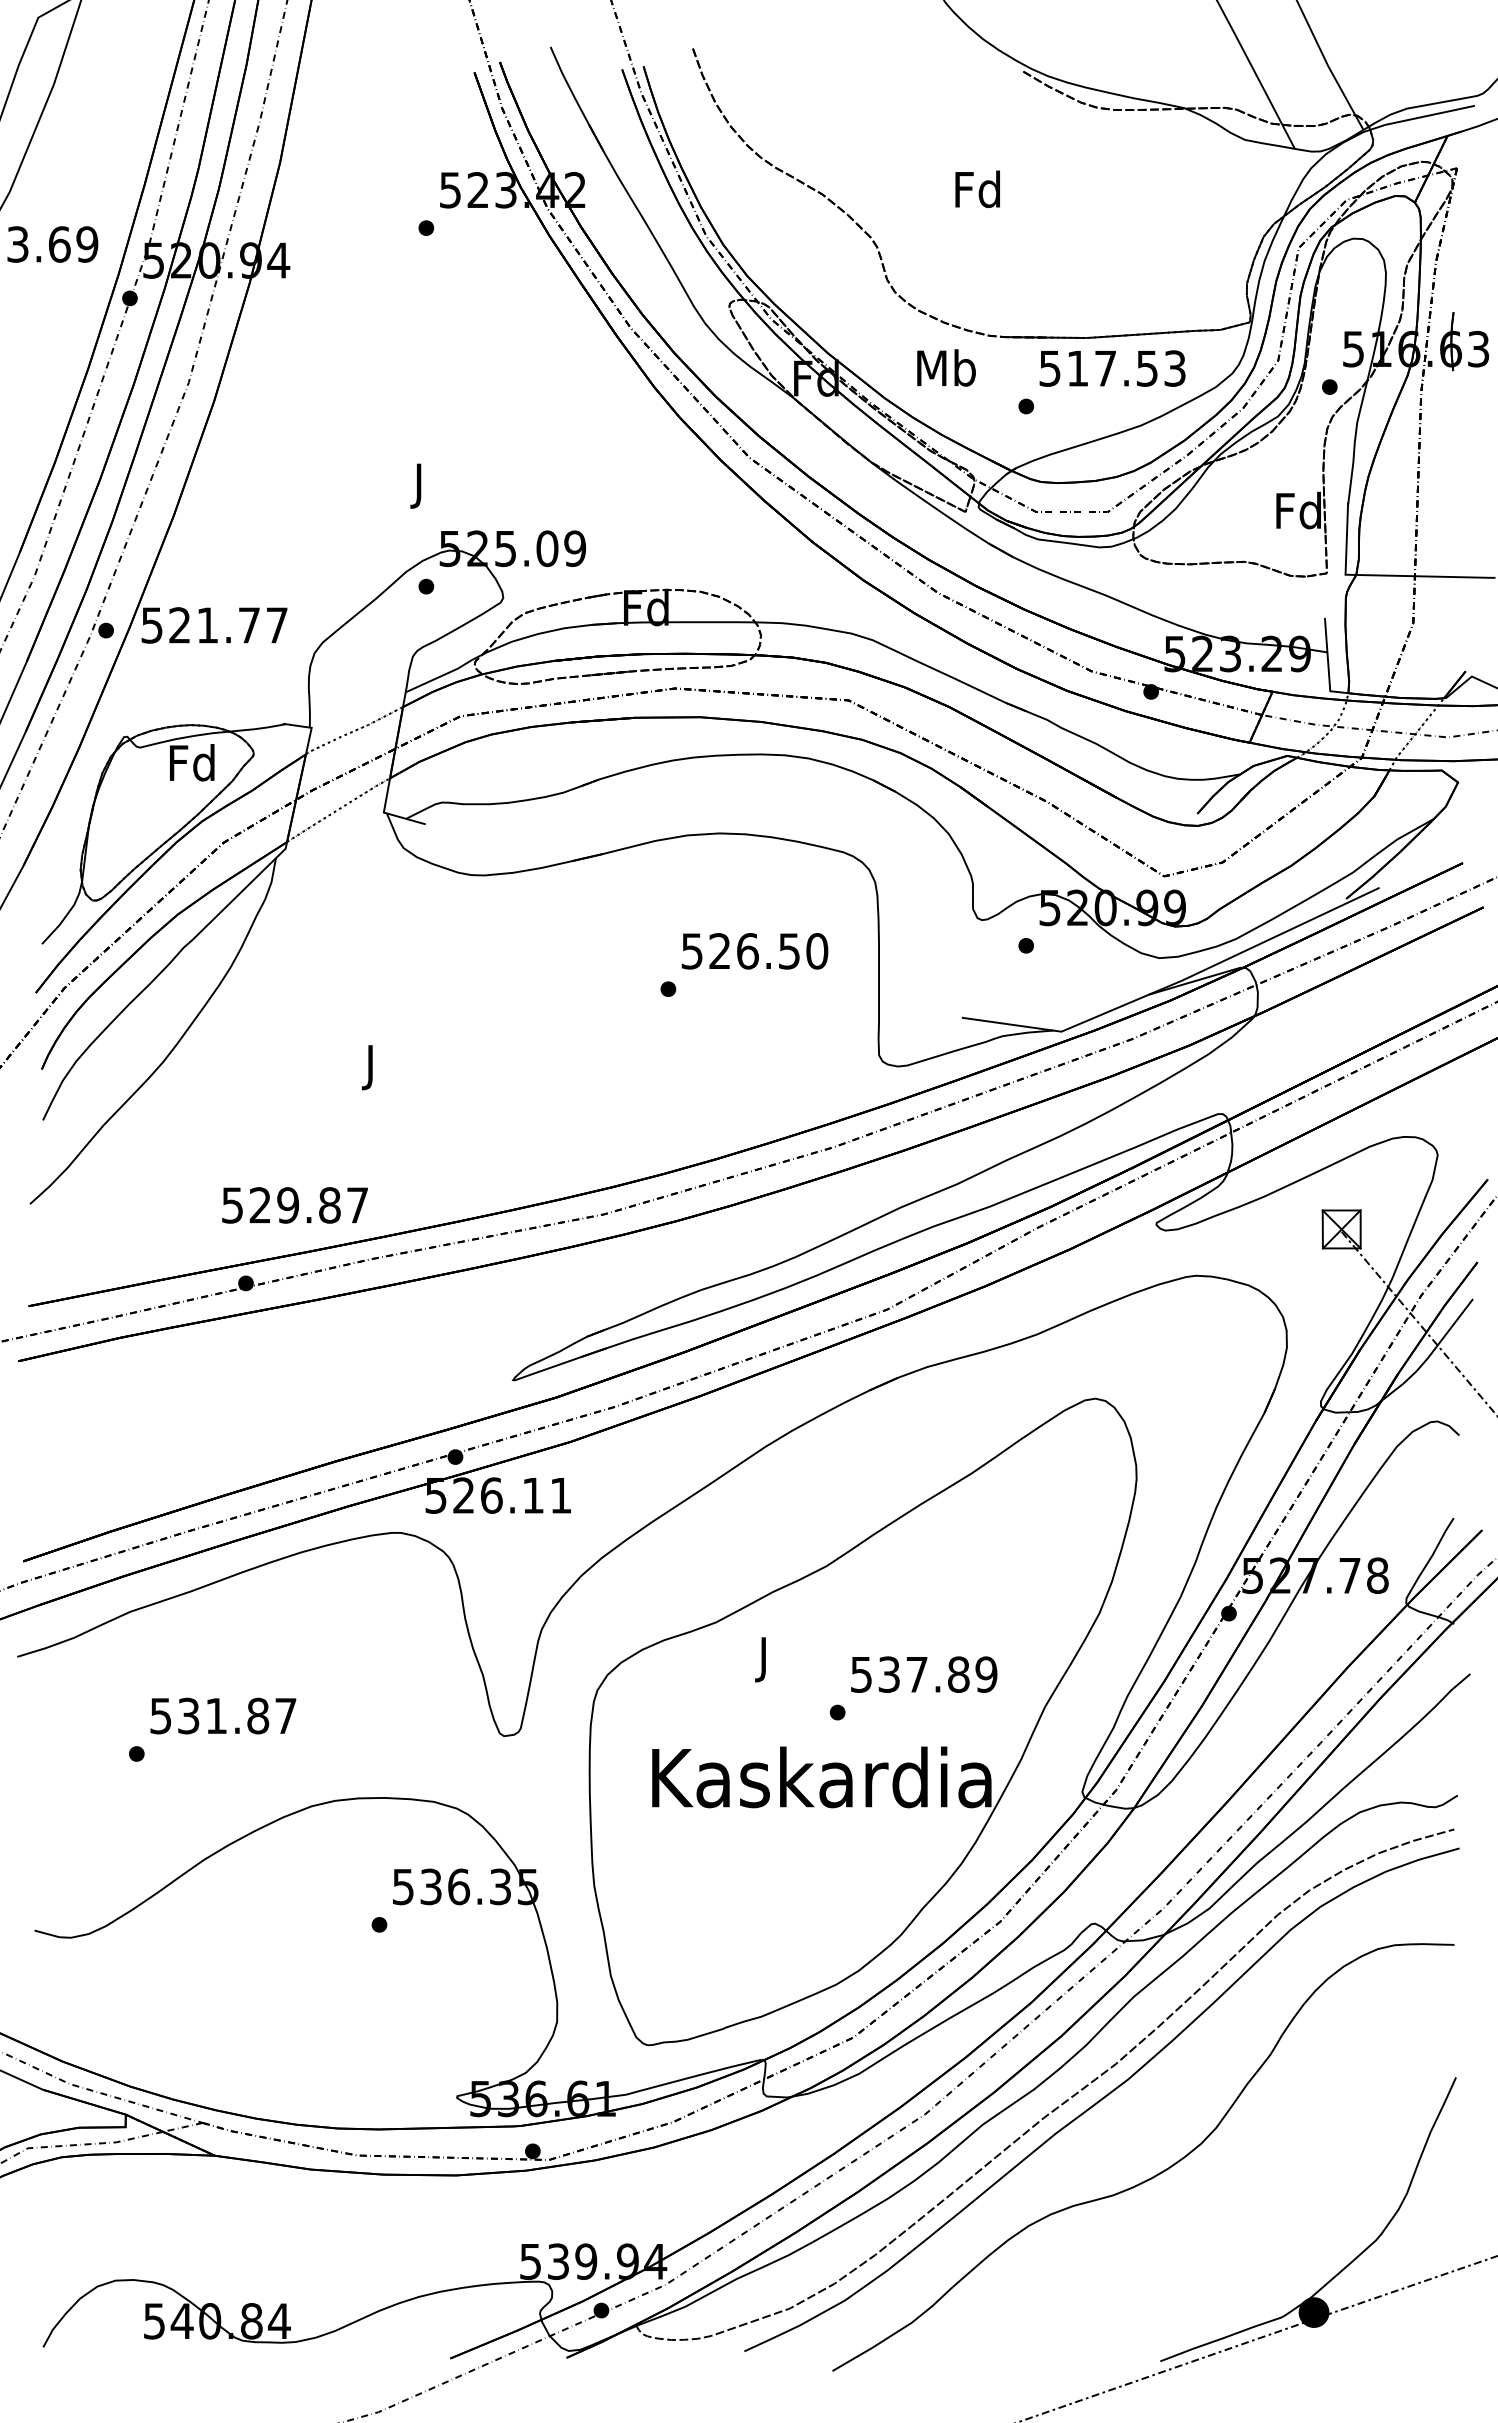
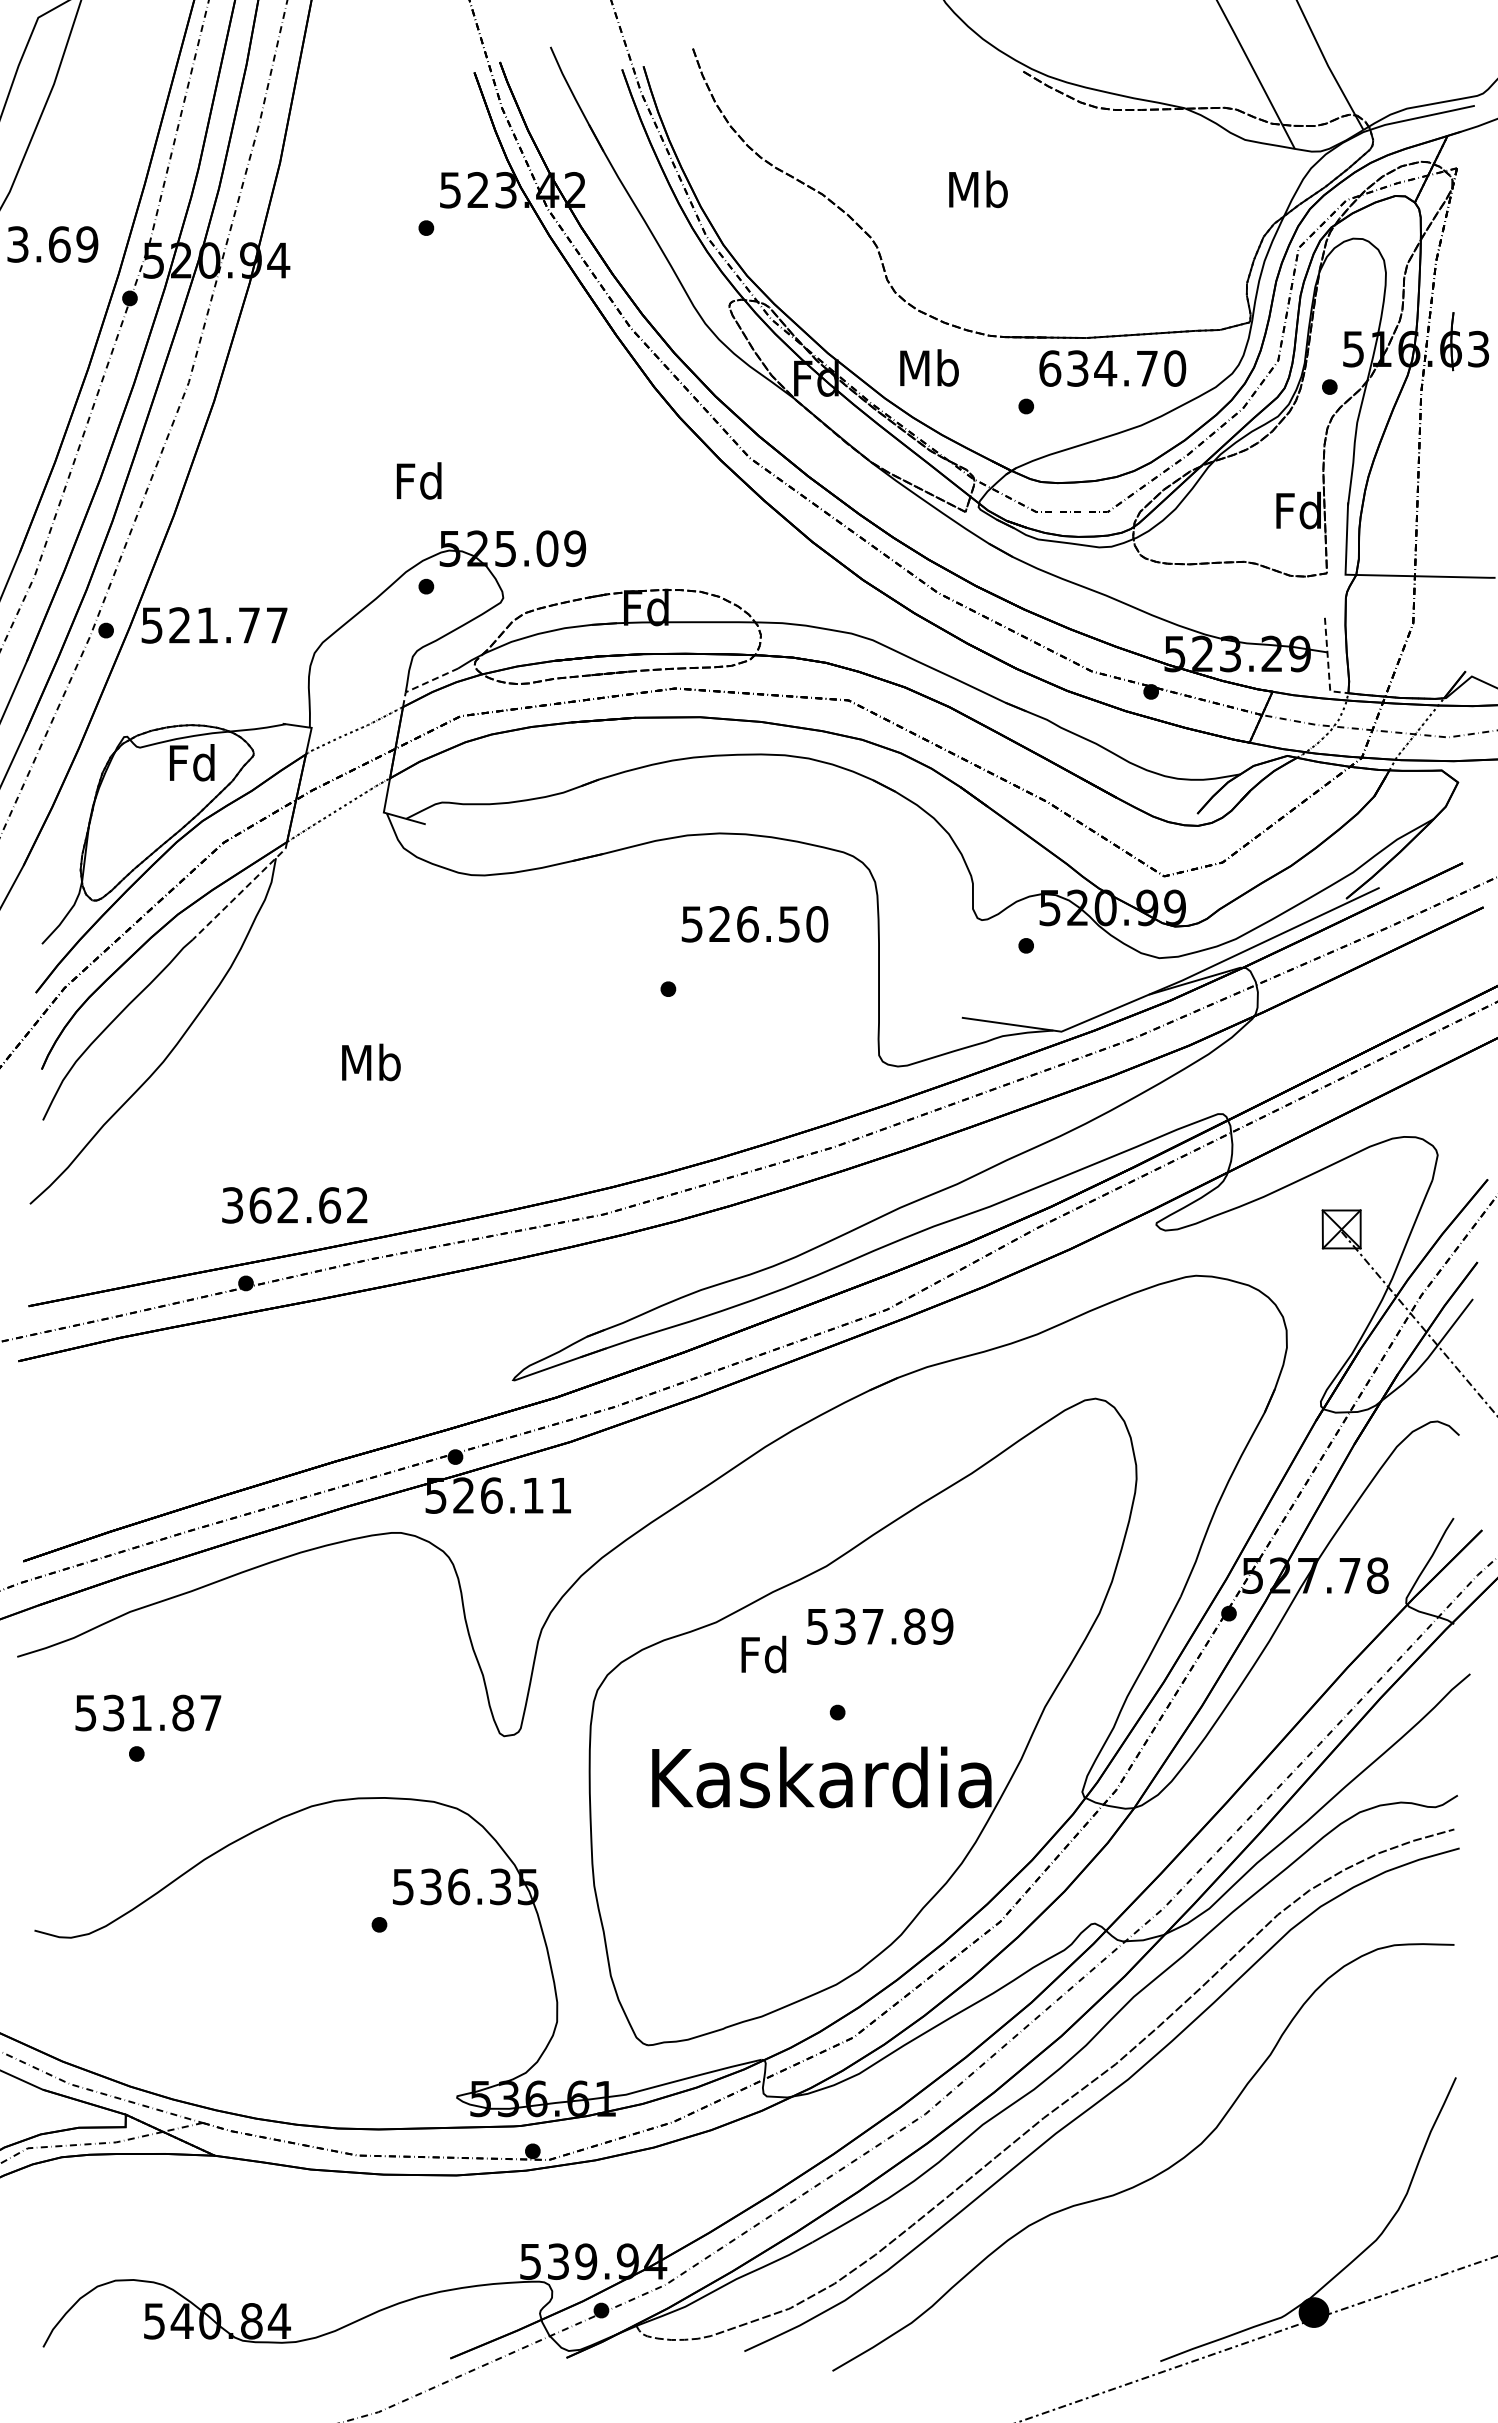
text: Fd -> Mb (978, 189)
text position: (946, 367) -> (929, 367) (929, 367)
text: 517.53 -> 634.70 (1112, 368)
text: J -> Fd (418, 485)
line: solid -> dashed (1328, 664)
line: solid -> dashed (424, 683)
line: solid -> dashed (242, 891)
text position: (754, 951) -> (754, 924) (754, 924)
text: J -> Mb (371, 1066)
text: 529.87 -> 362.62 (294, 1205)
text: J -> Fd (763, 1658)
text position: (924, 1674) -> (880, 1626) (880, 1626)
text position: (223, 1715) -> (148, 1712) (148, 1712)
